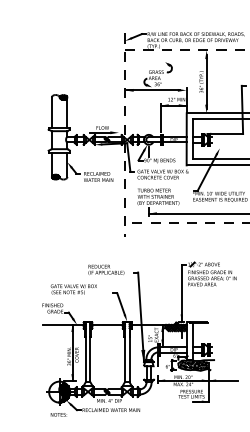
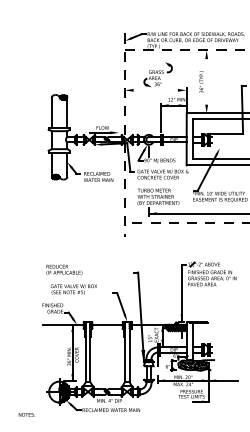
line: present -> none (206, 82)
line: present -> none (153, 90)
text position: (106, 269) -> (64, 269) (64, 269)
text position: (58, 414) -> (26, 414) (26, 414)
